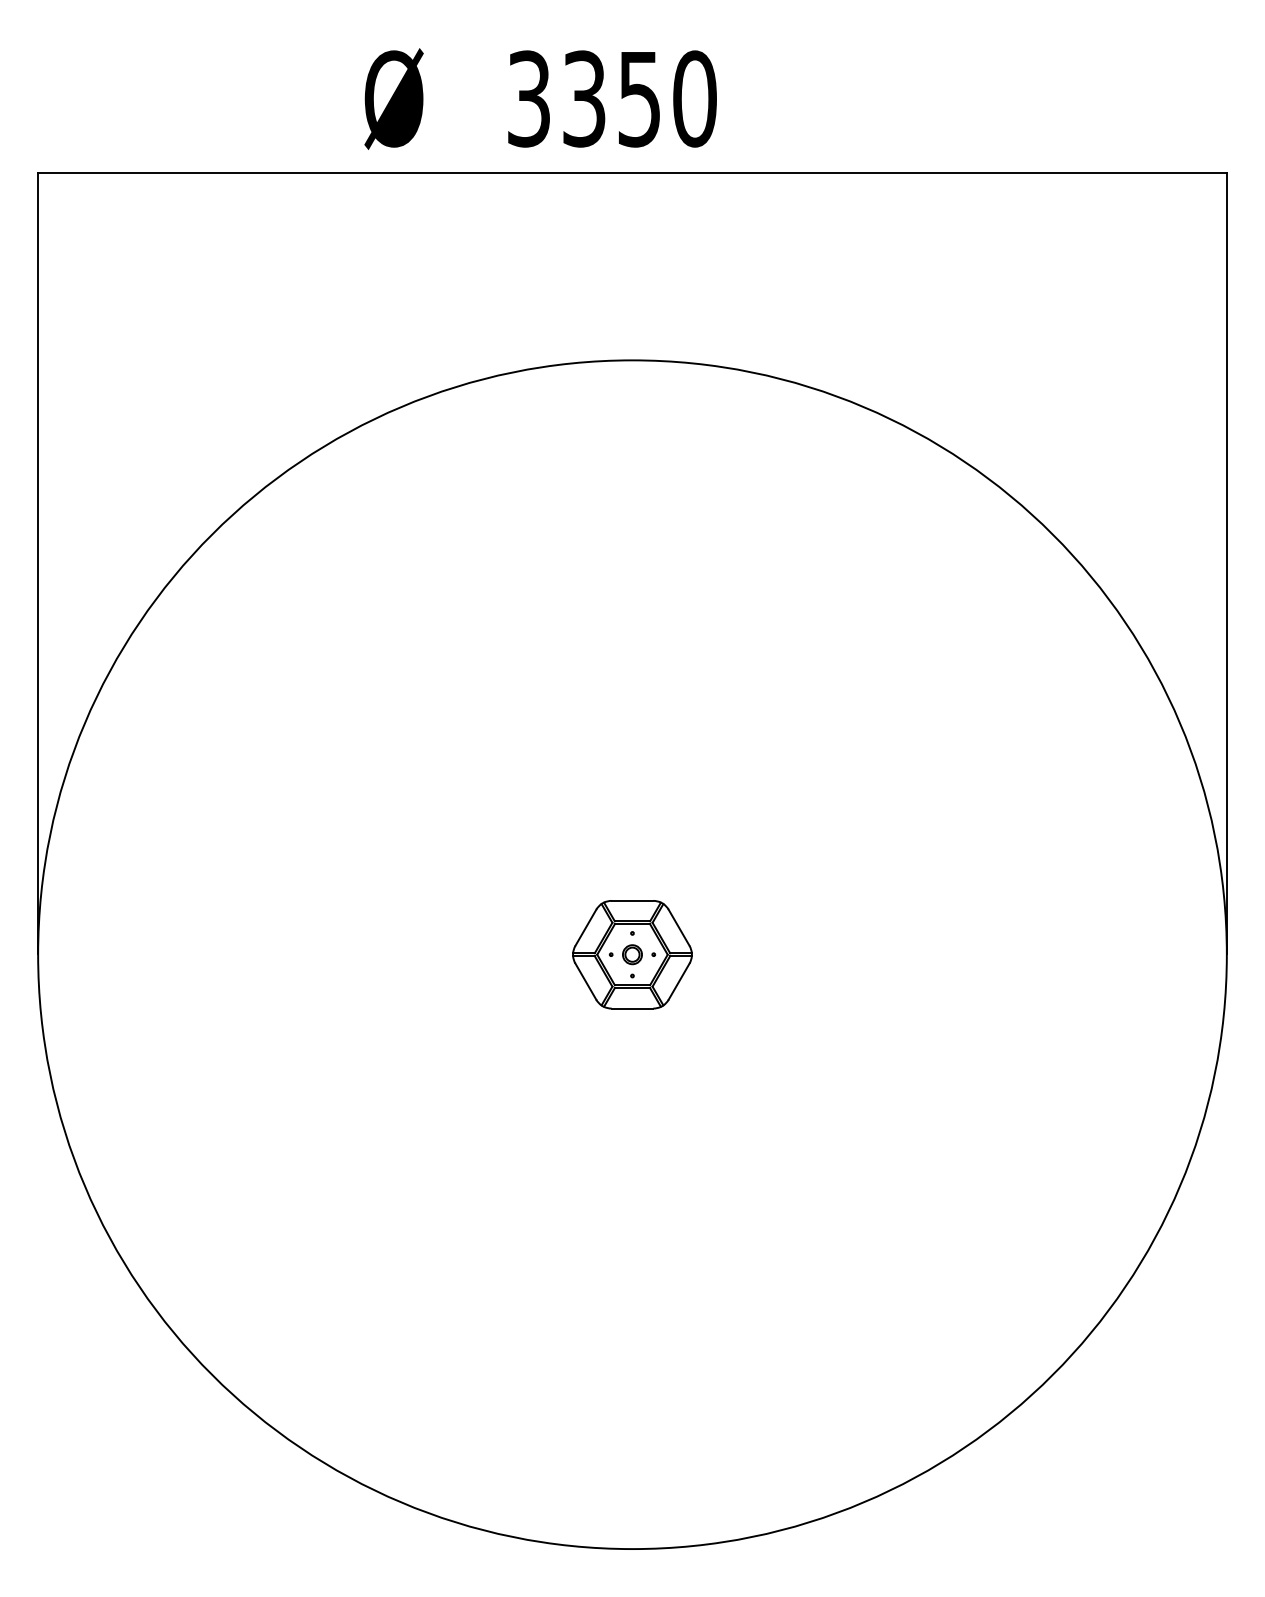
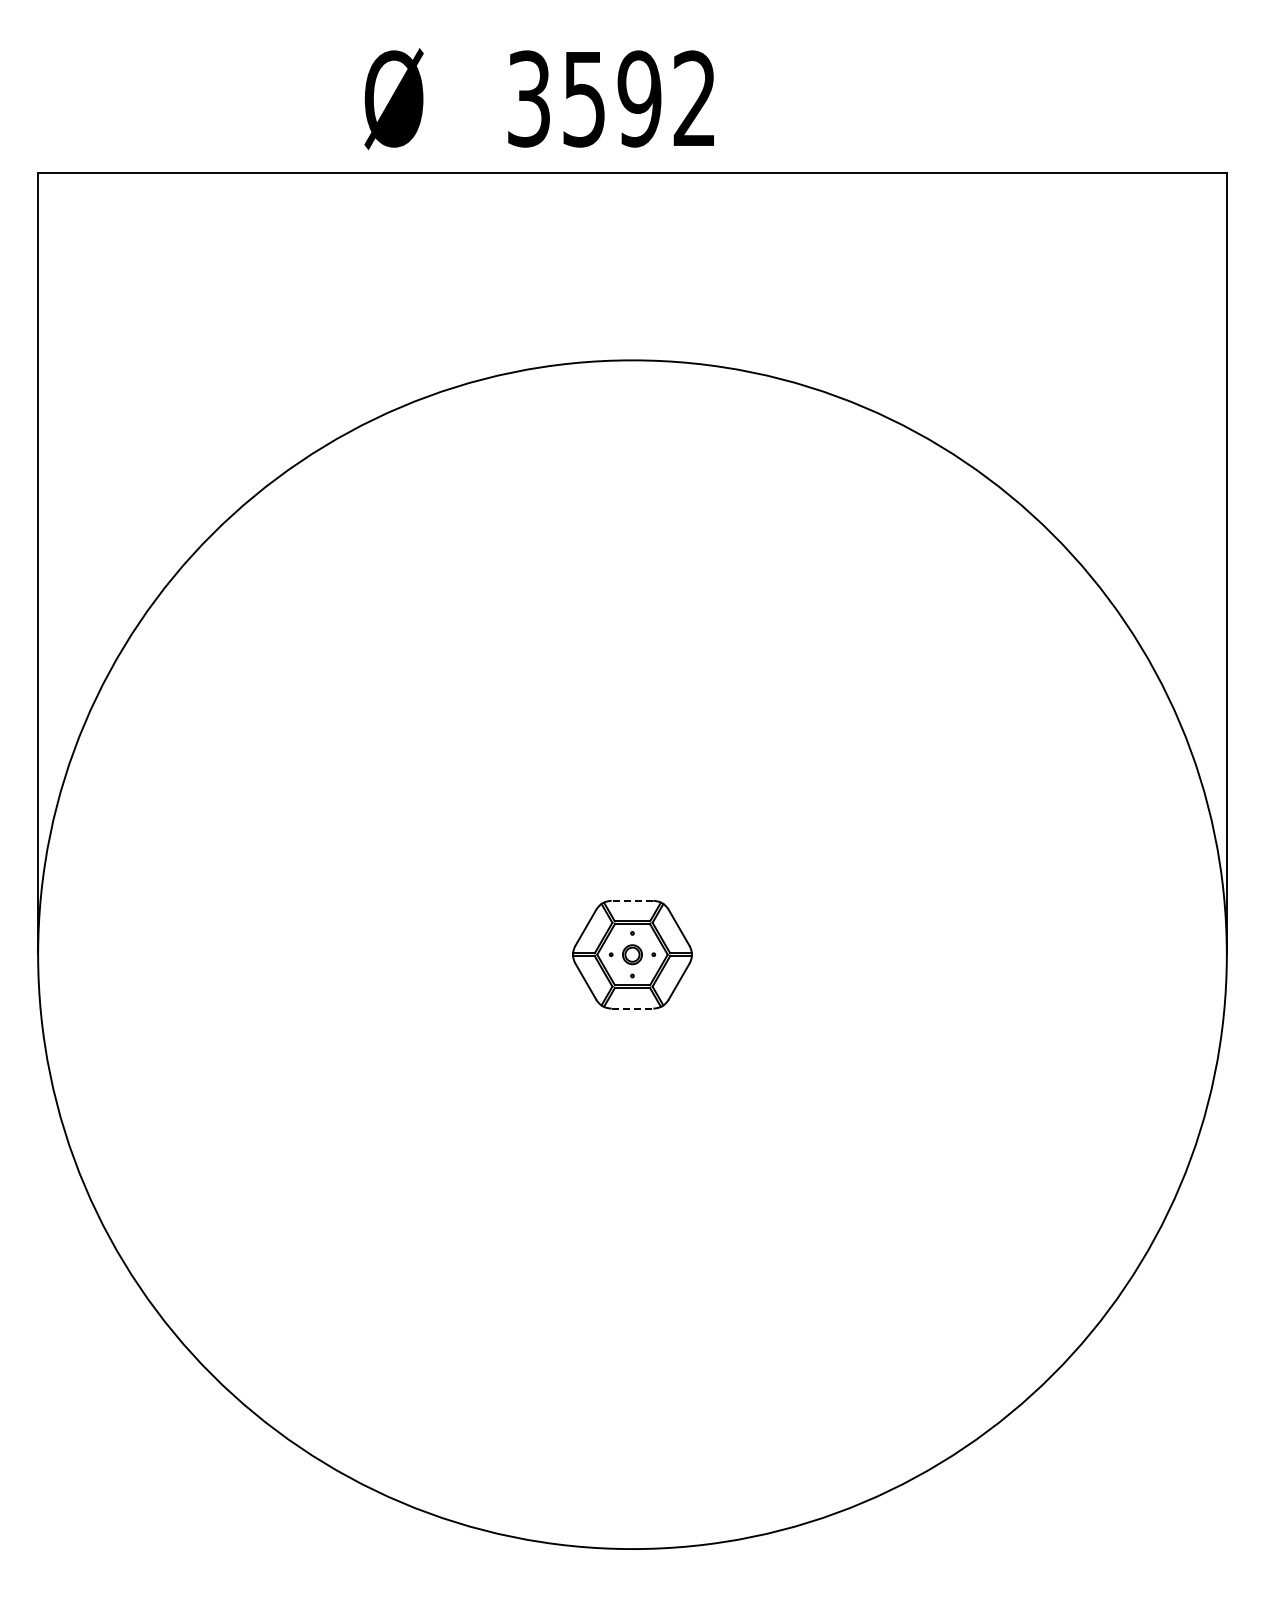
text: 3350 -> 3592 (639, 98)
line: solid -> dashed (632, 900)
line: solid -> dashed (632, 1008)
